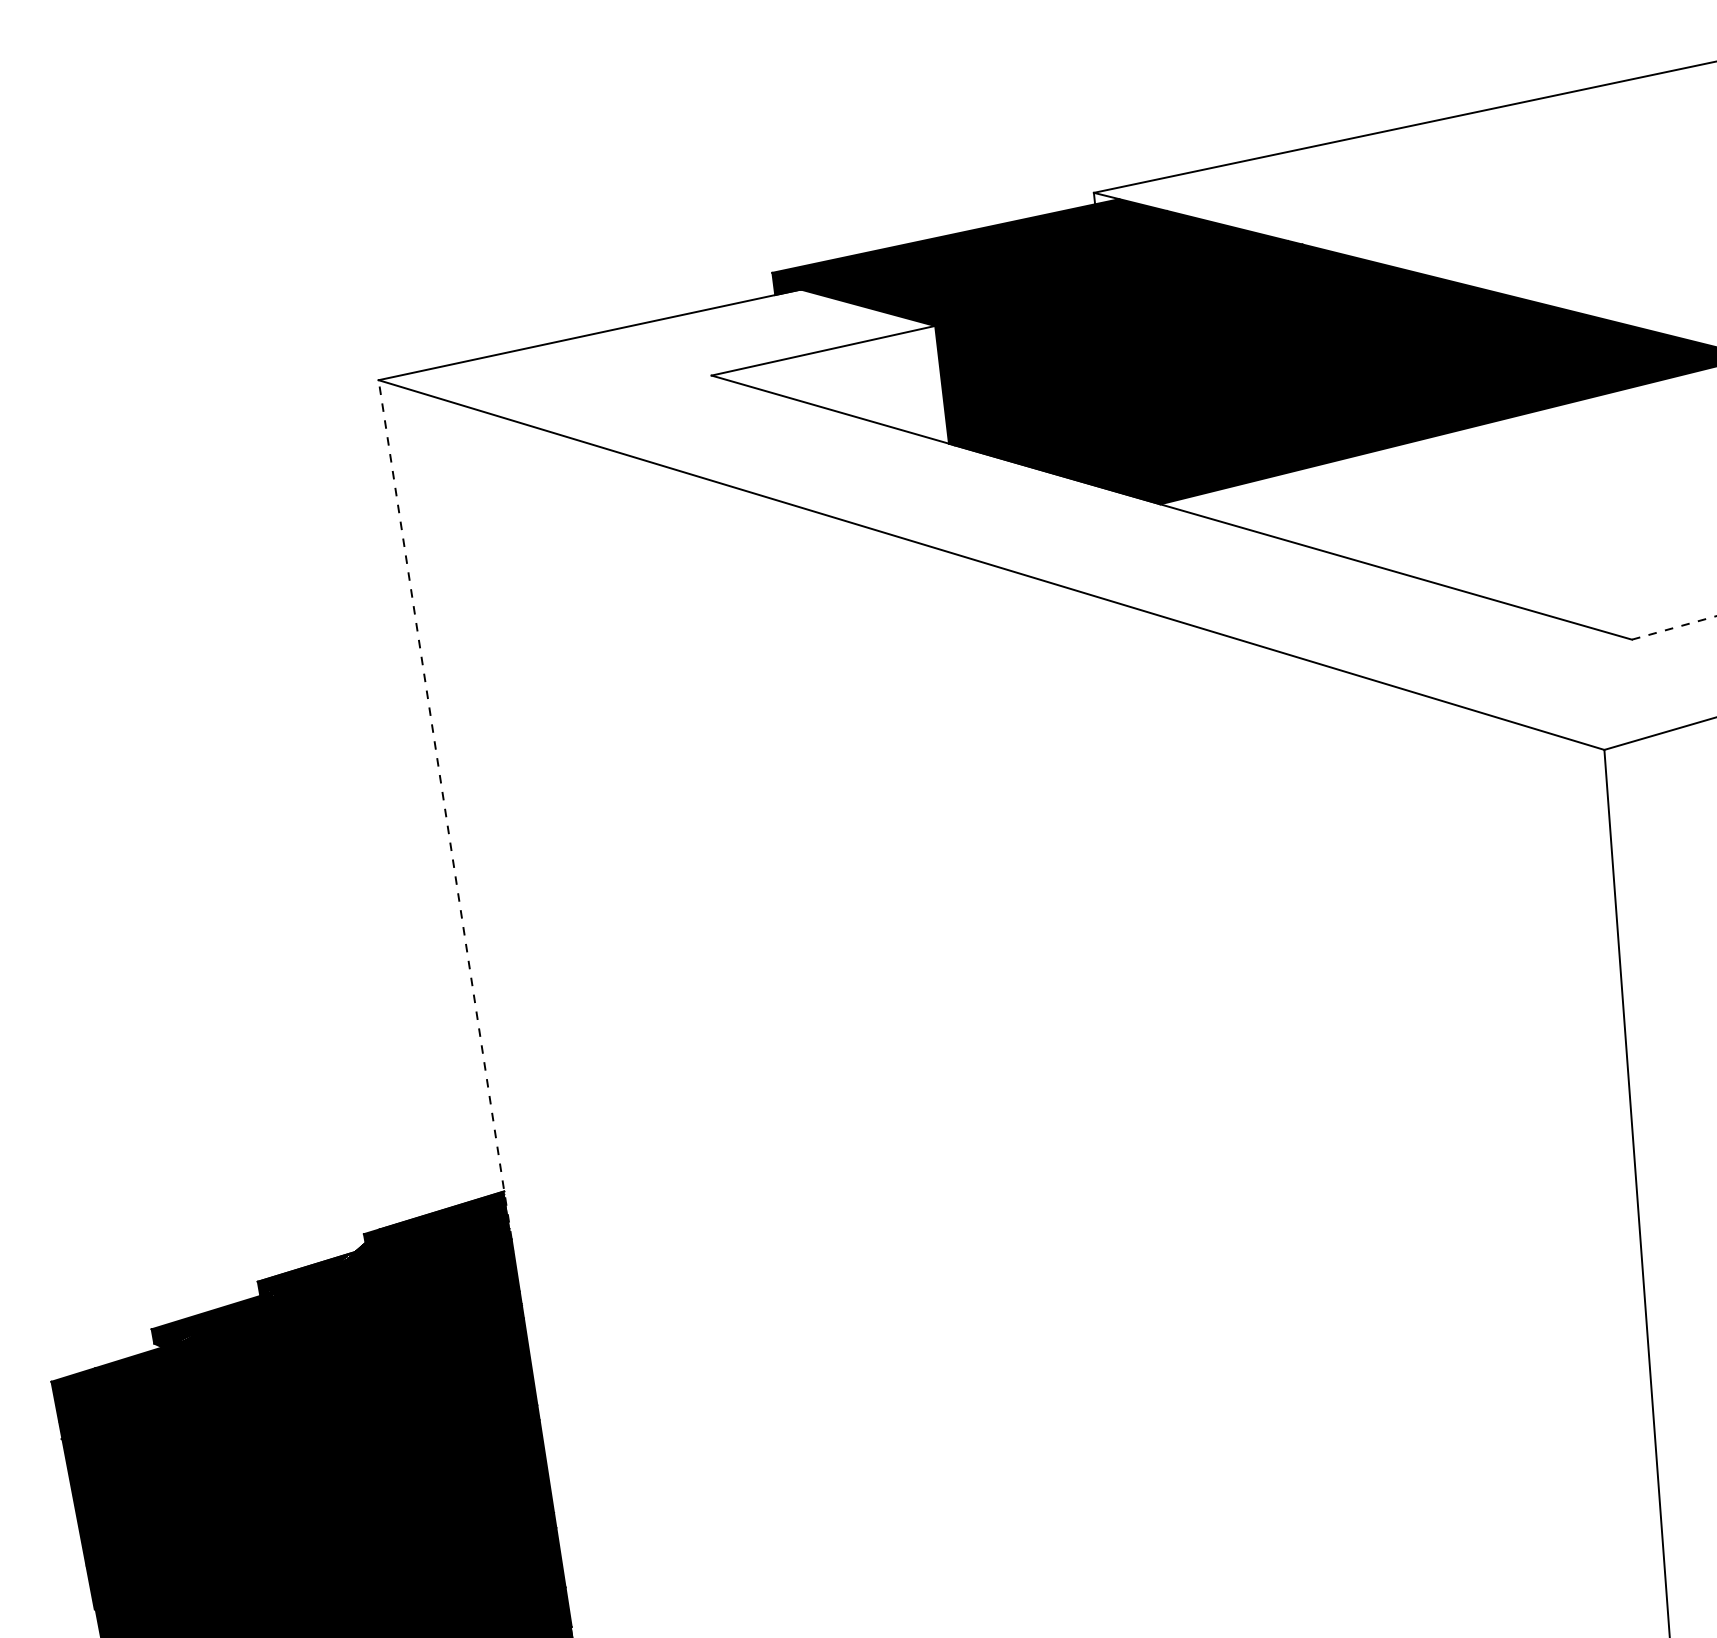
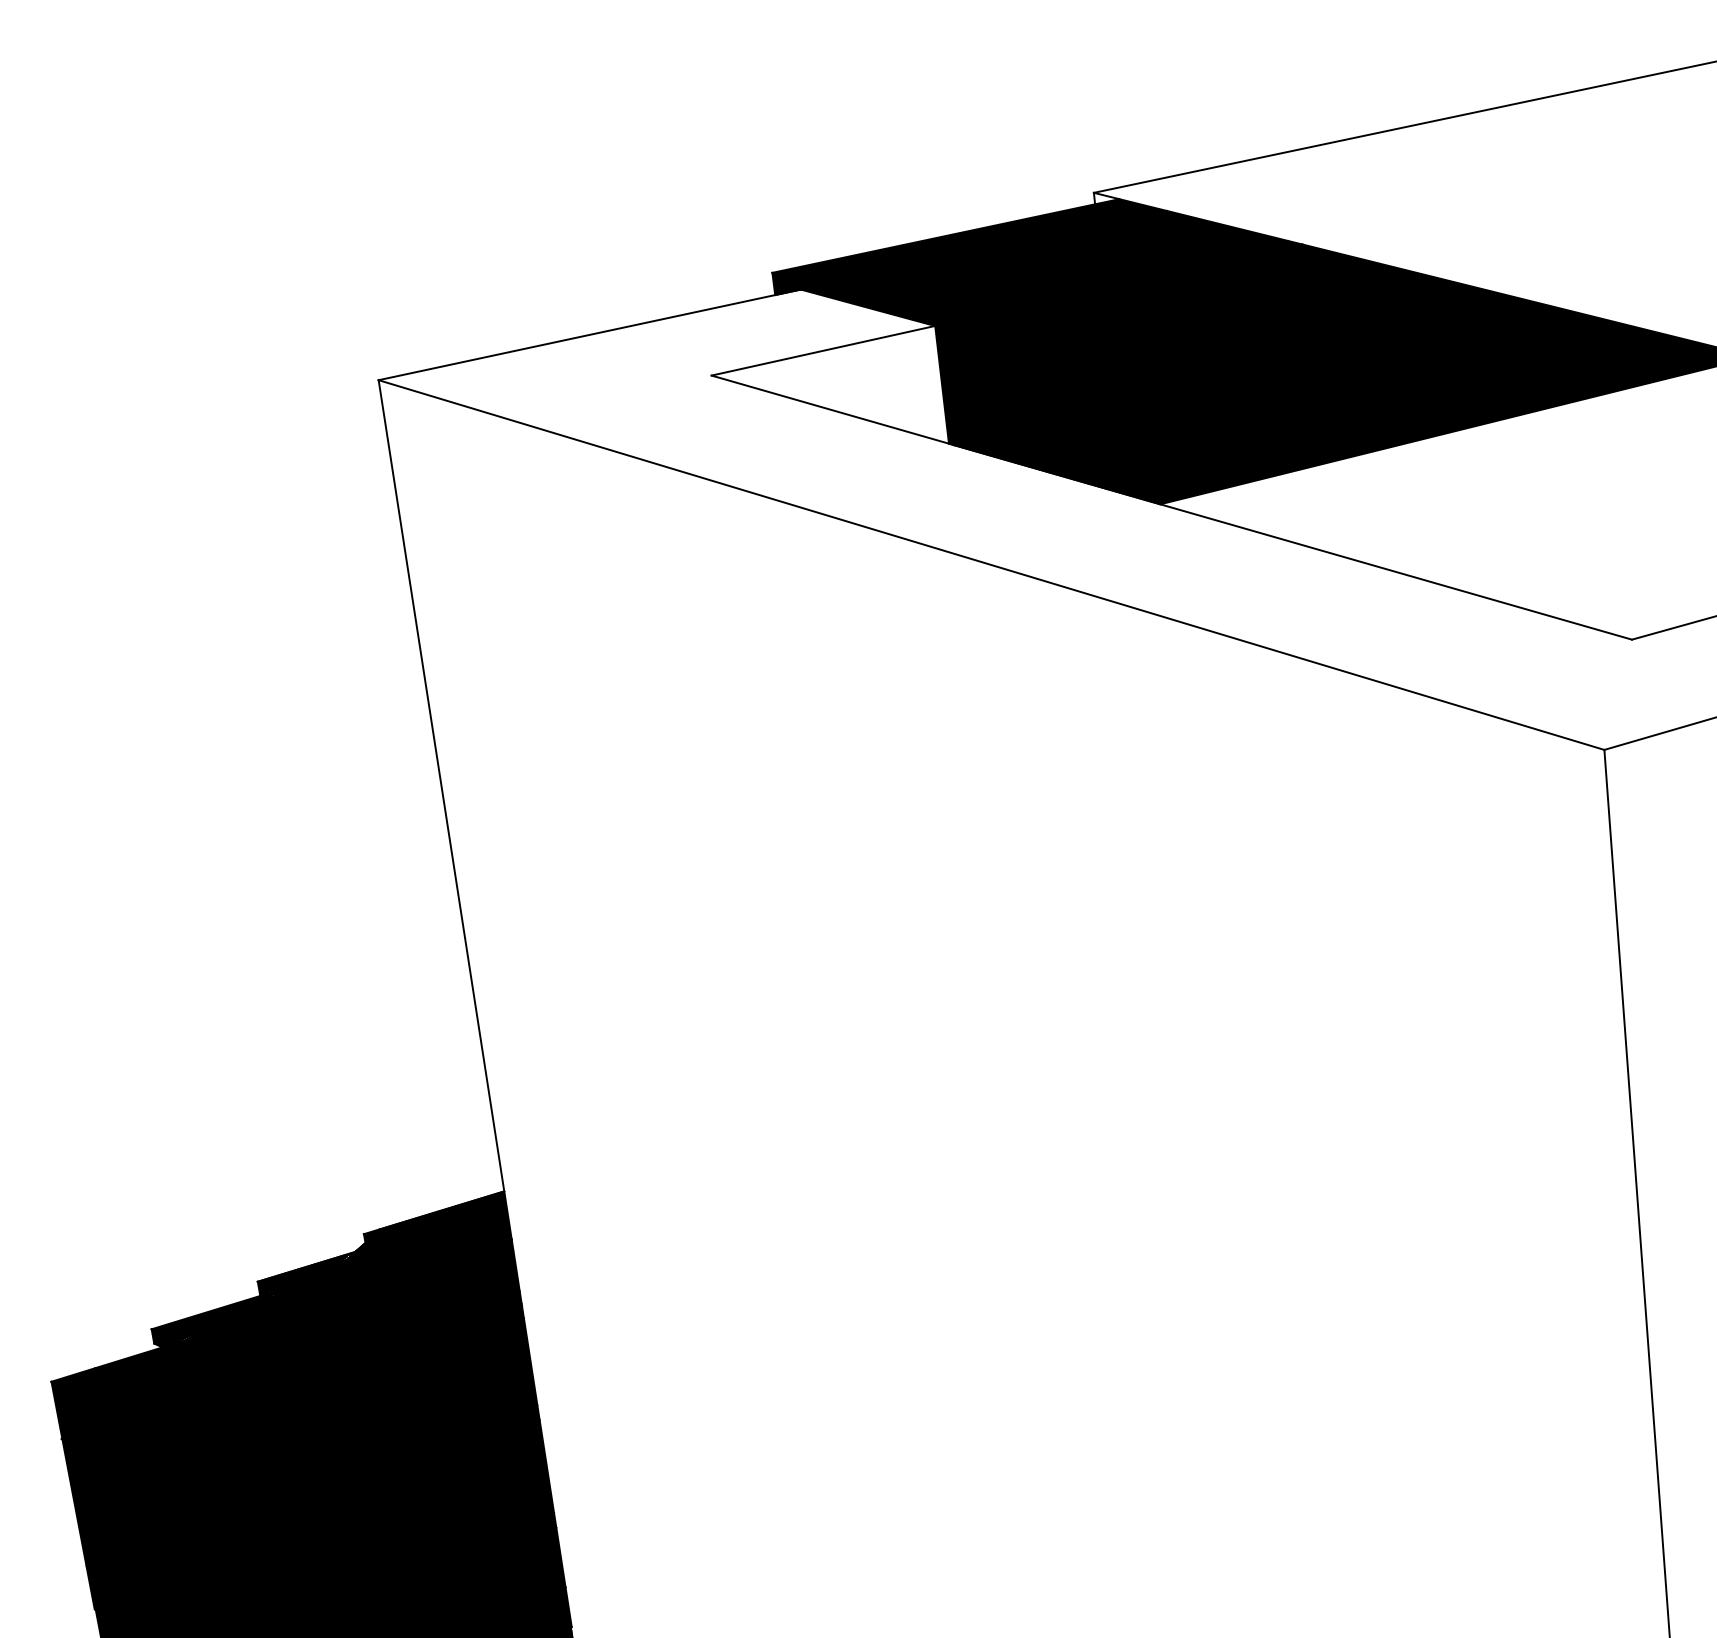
line: dashed -> solid (1674, 627)
line: dashed -> solid (445, 809)
